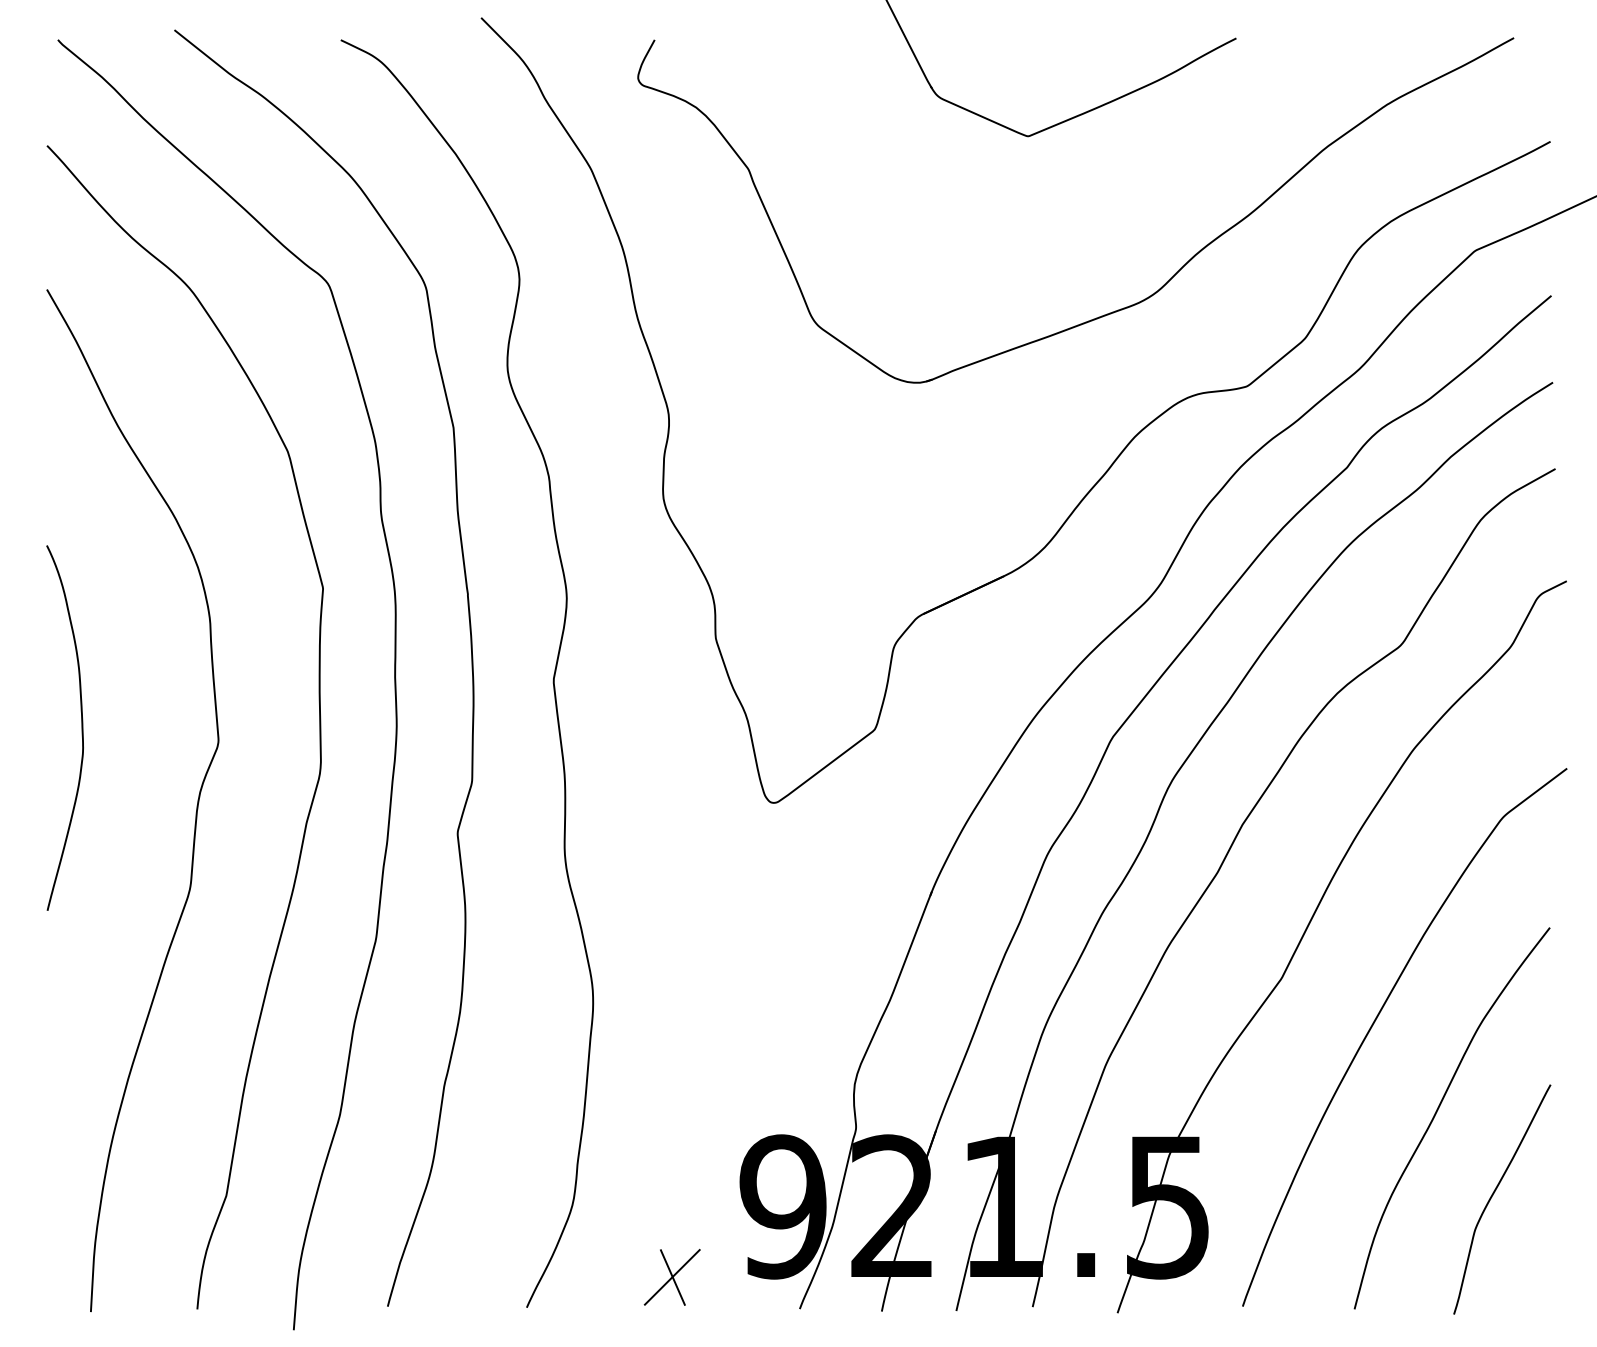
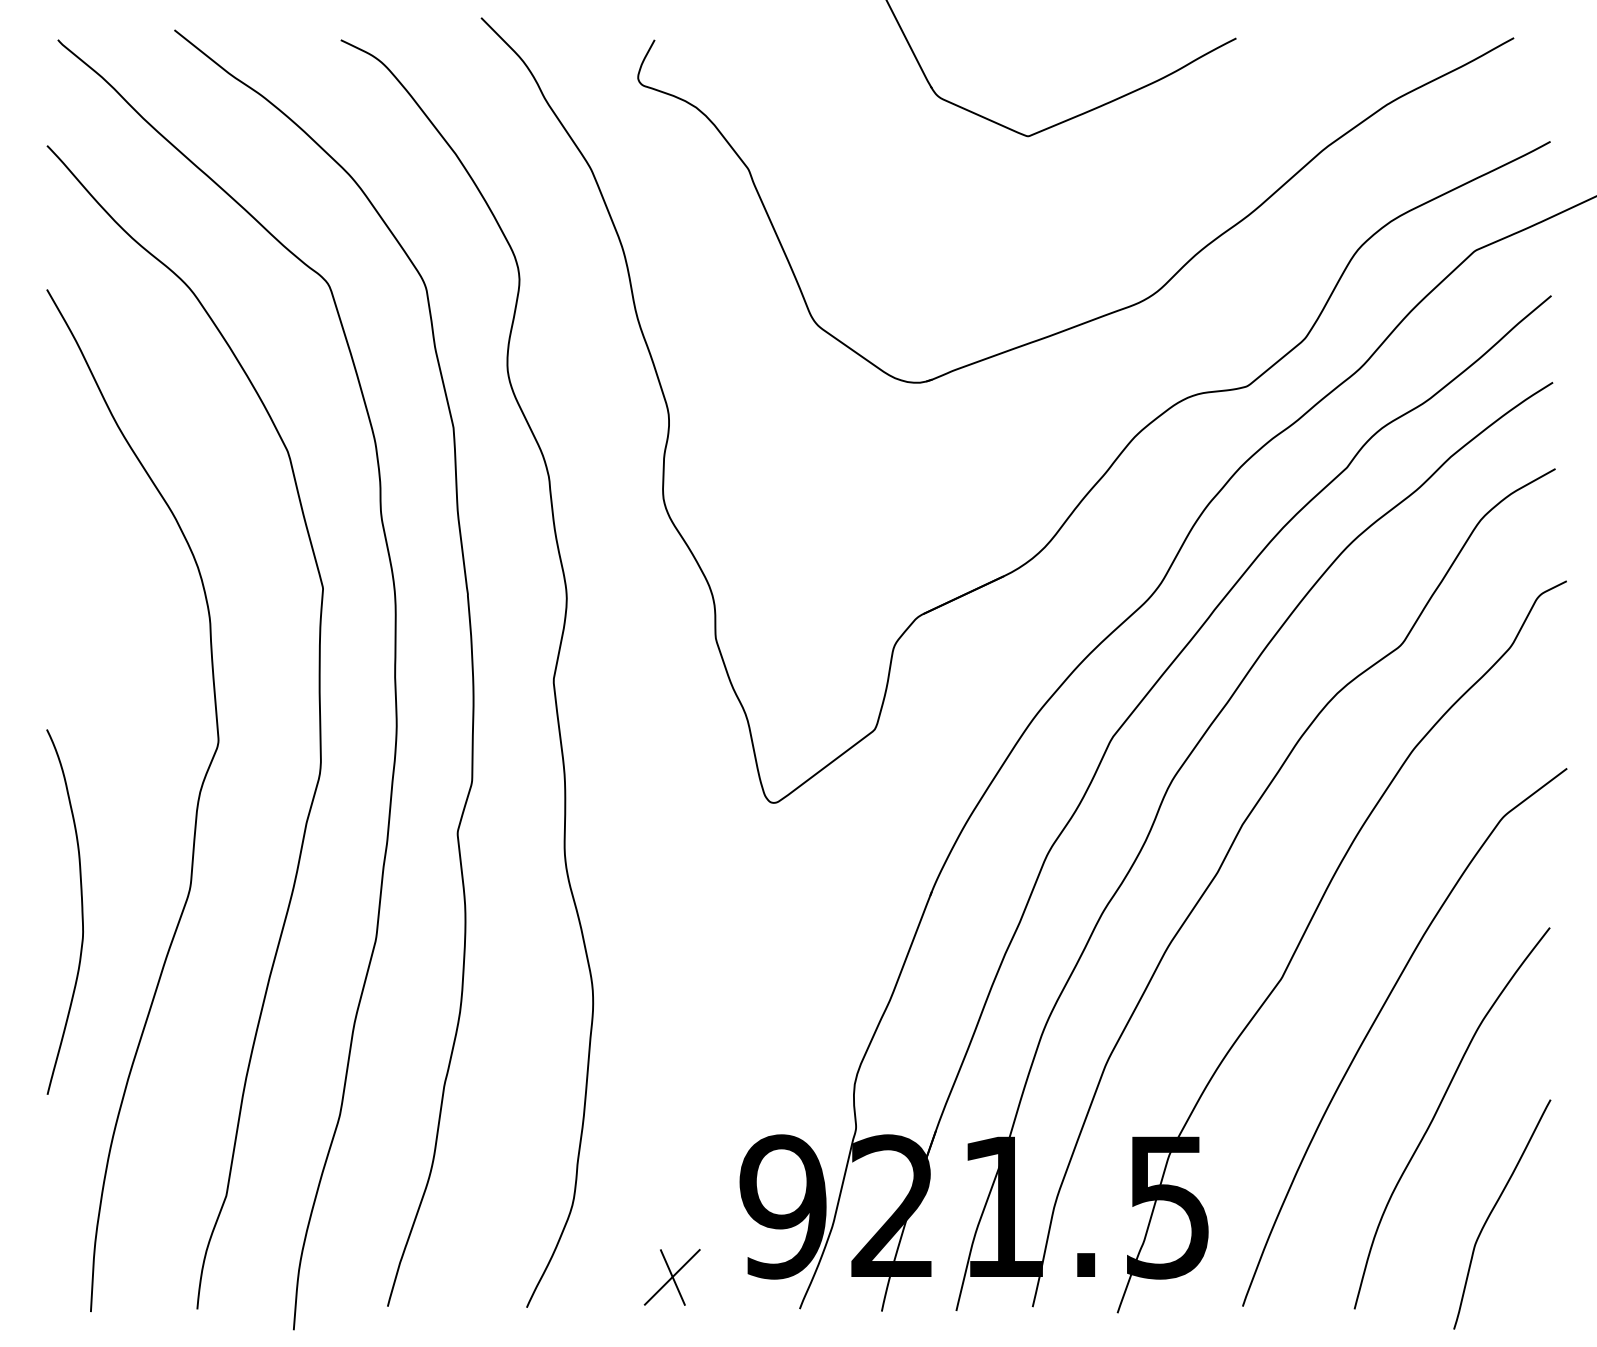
curve position: (81, 727) -> (81, 911) (81, 911)
curve position: (1493, 1195) -> (1493, 1210) (1493, 1210)
